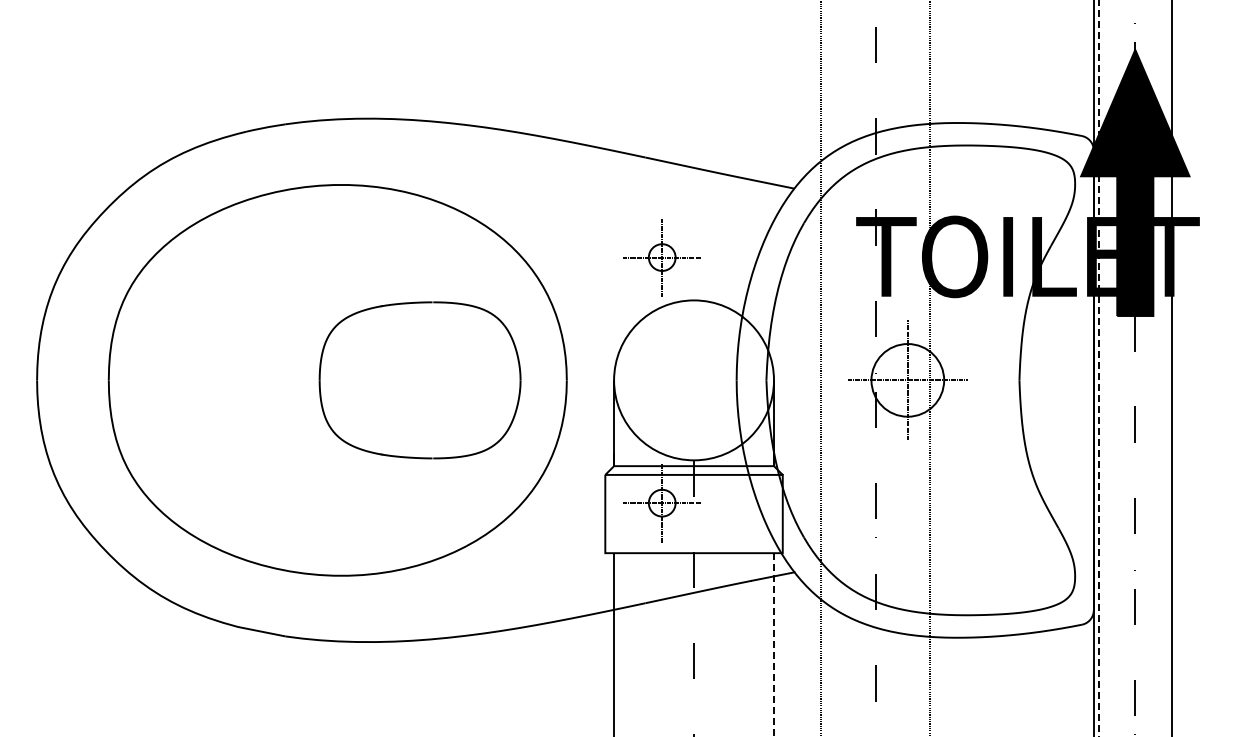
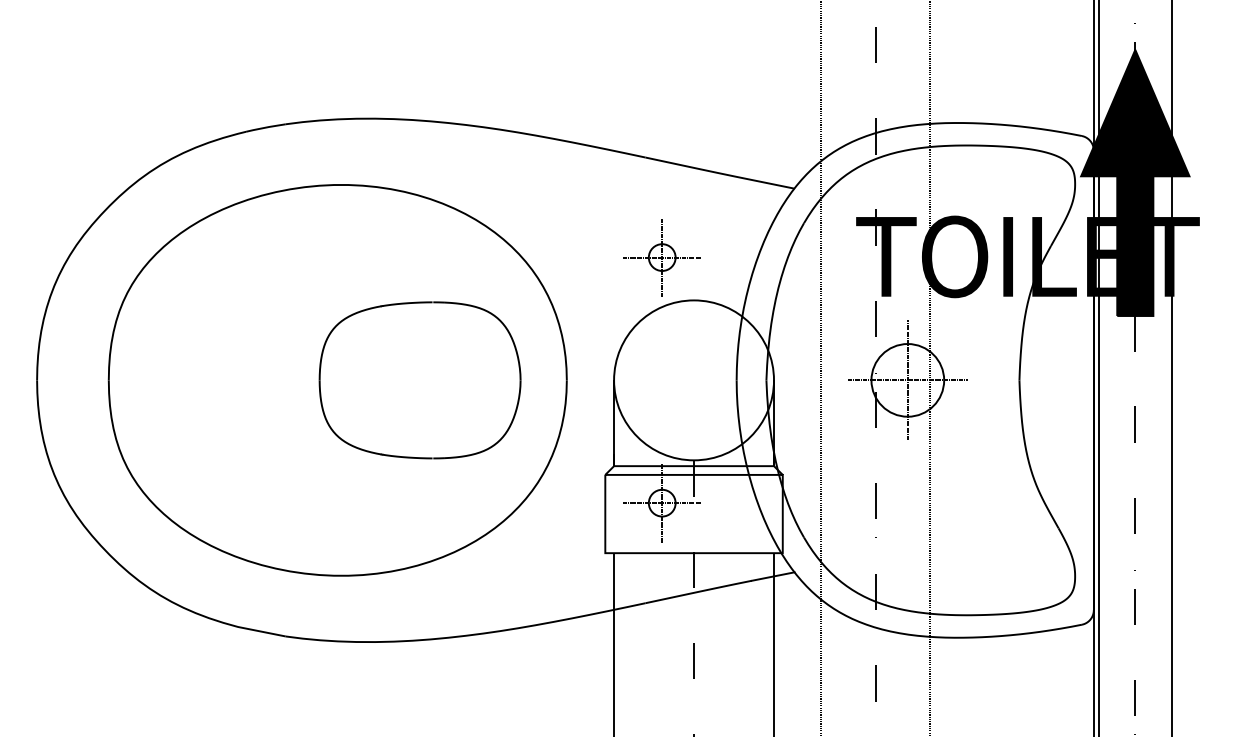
line: dashed -> solid (1098, 368)
line: dashed -> solid (774, 645)
